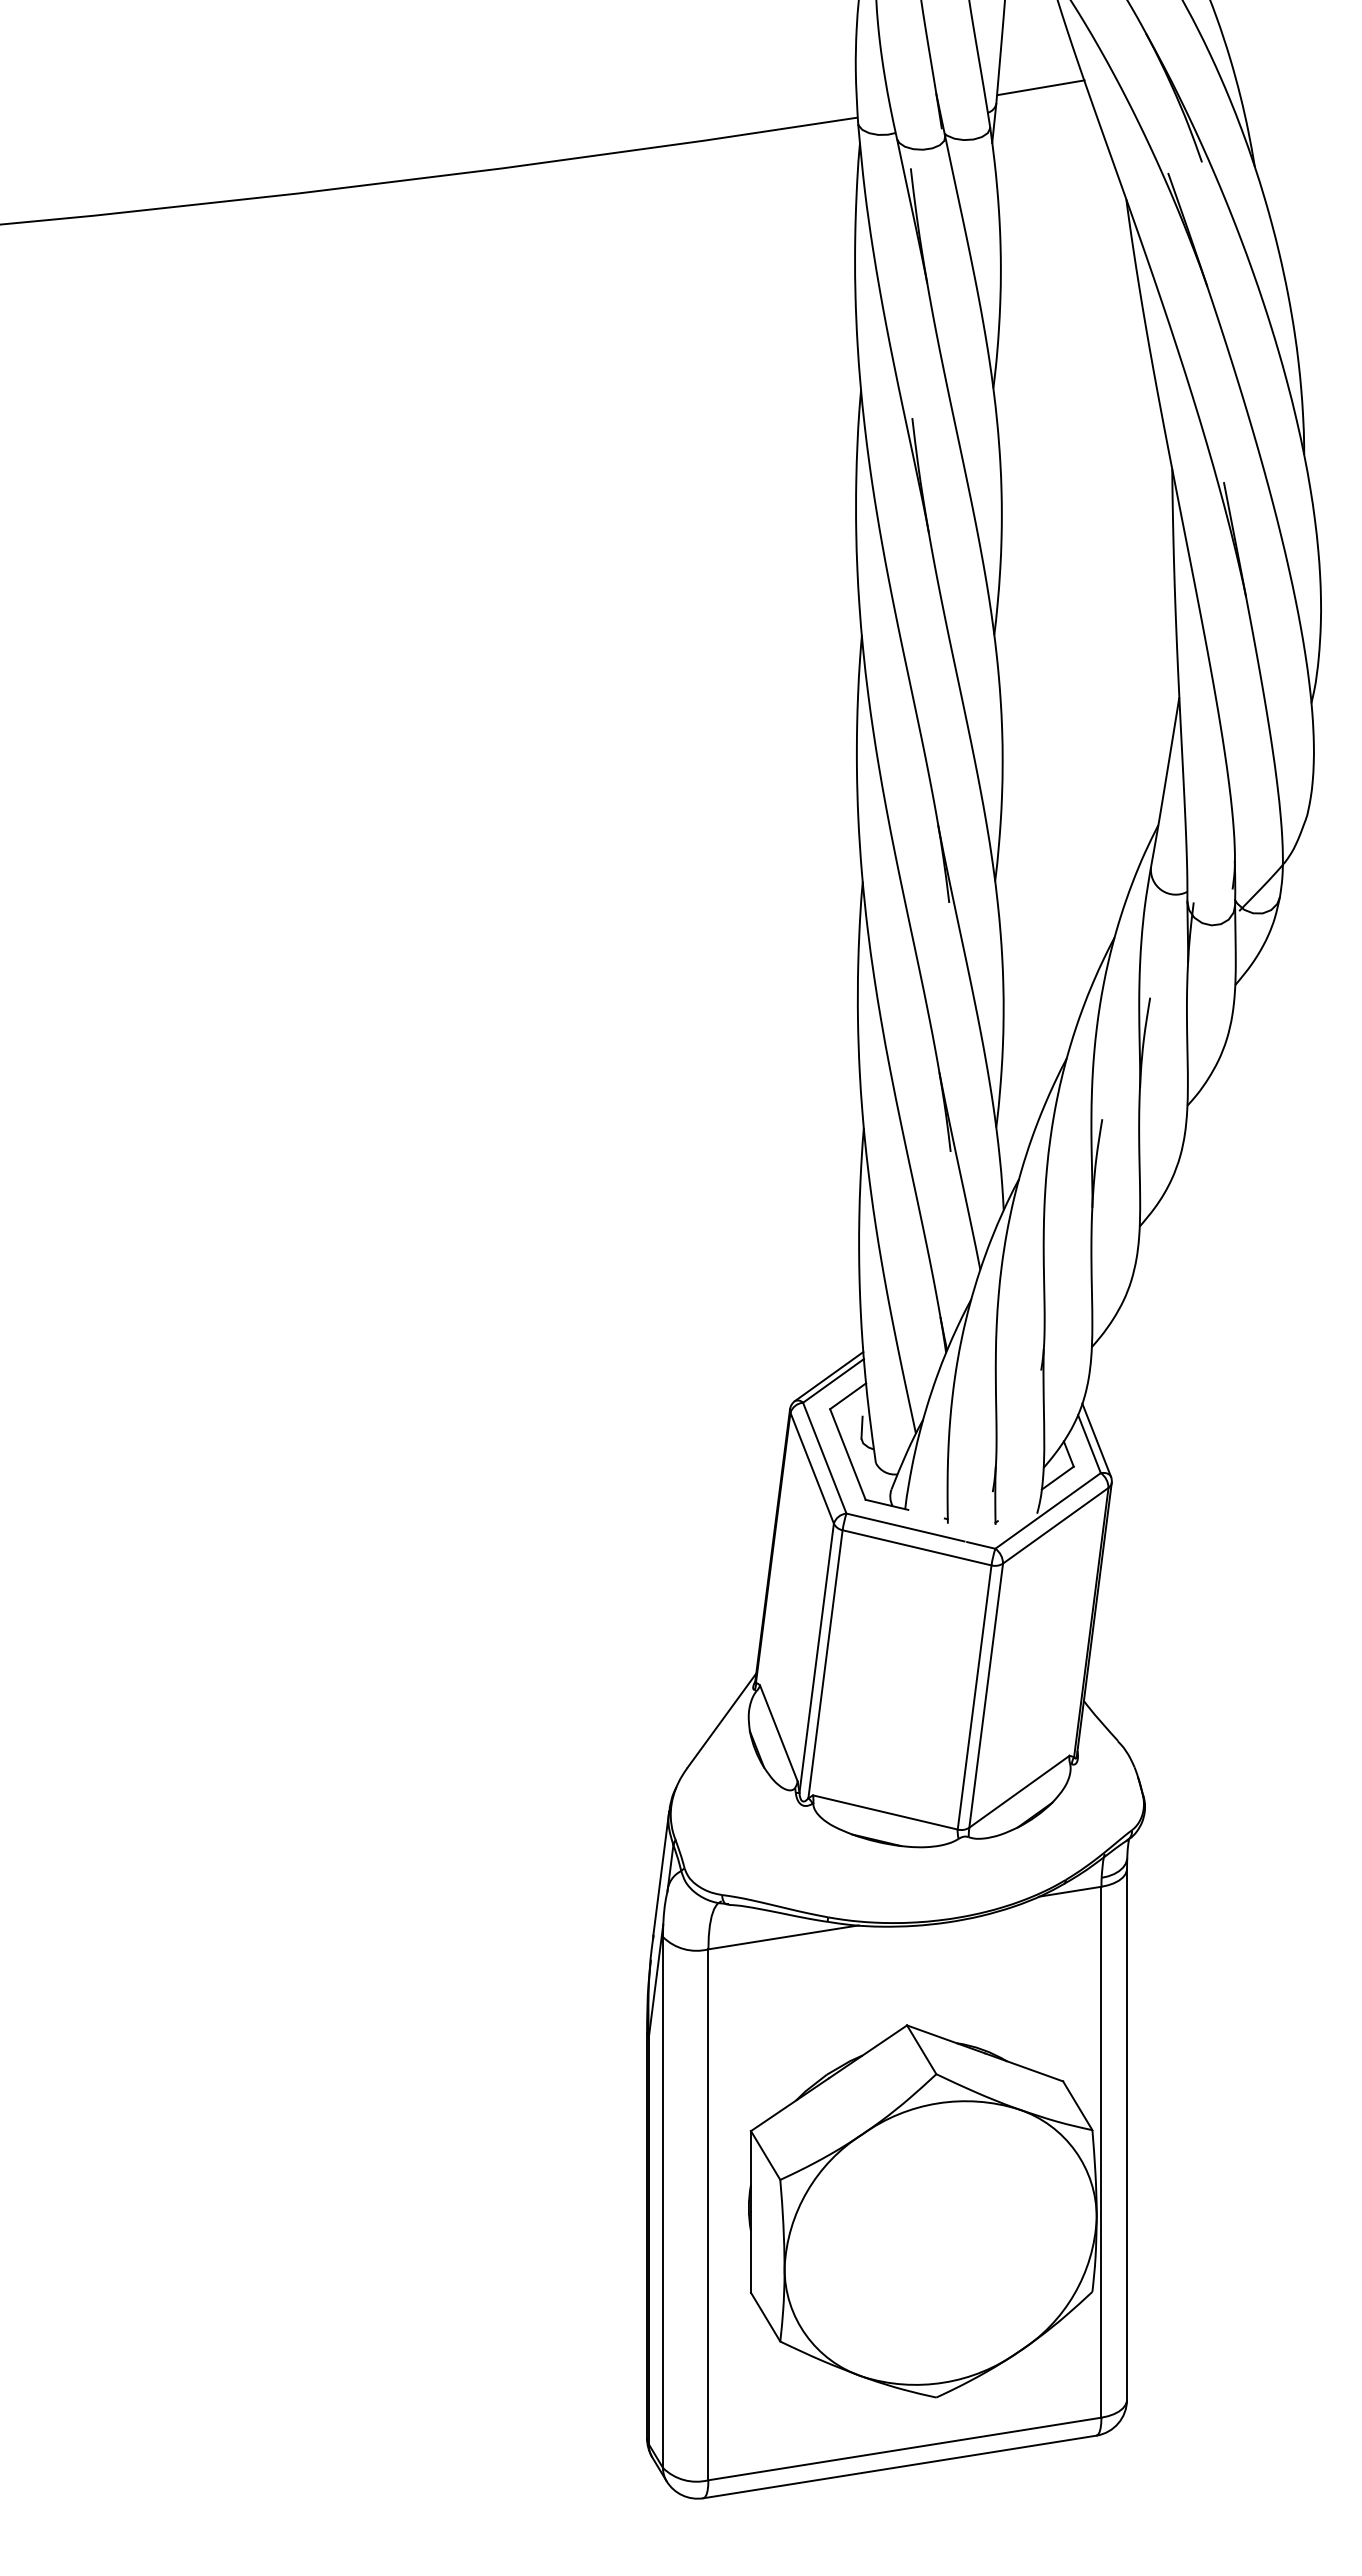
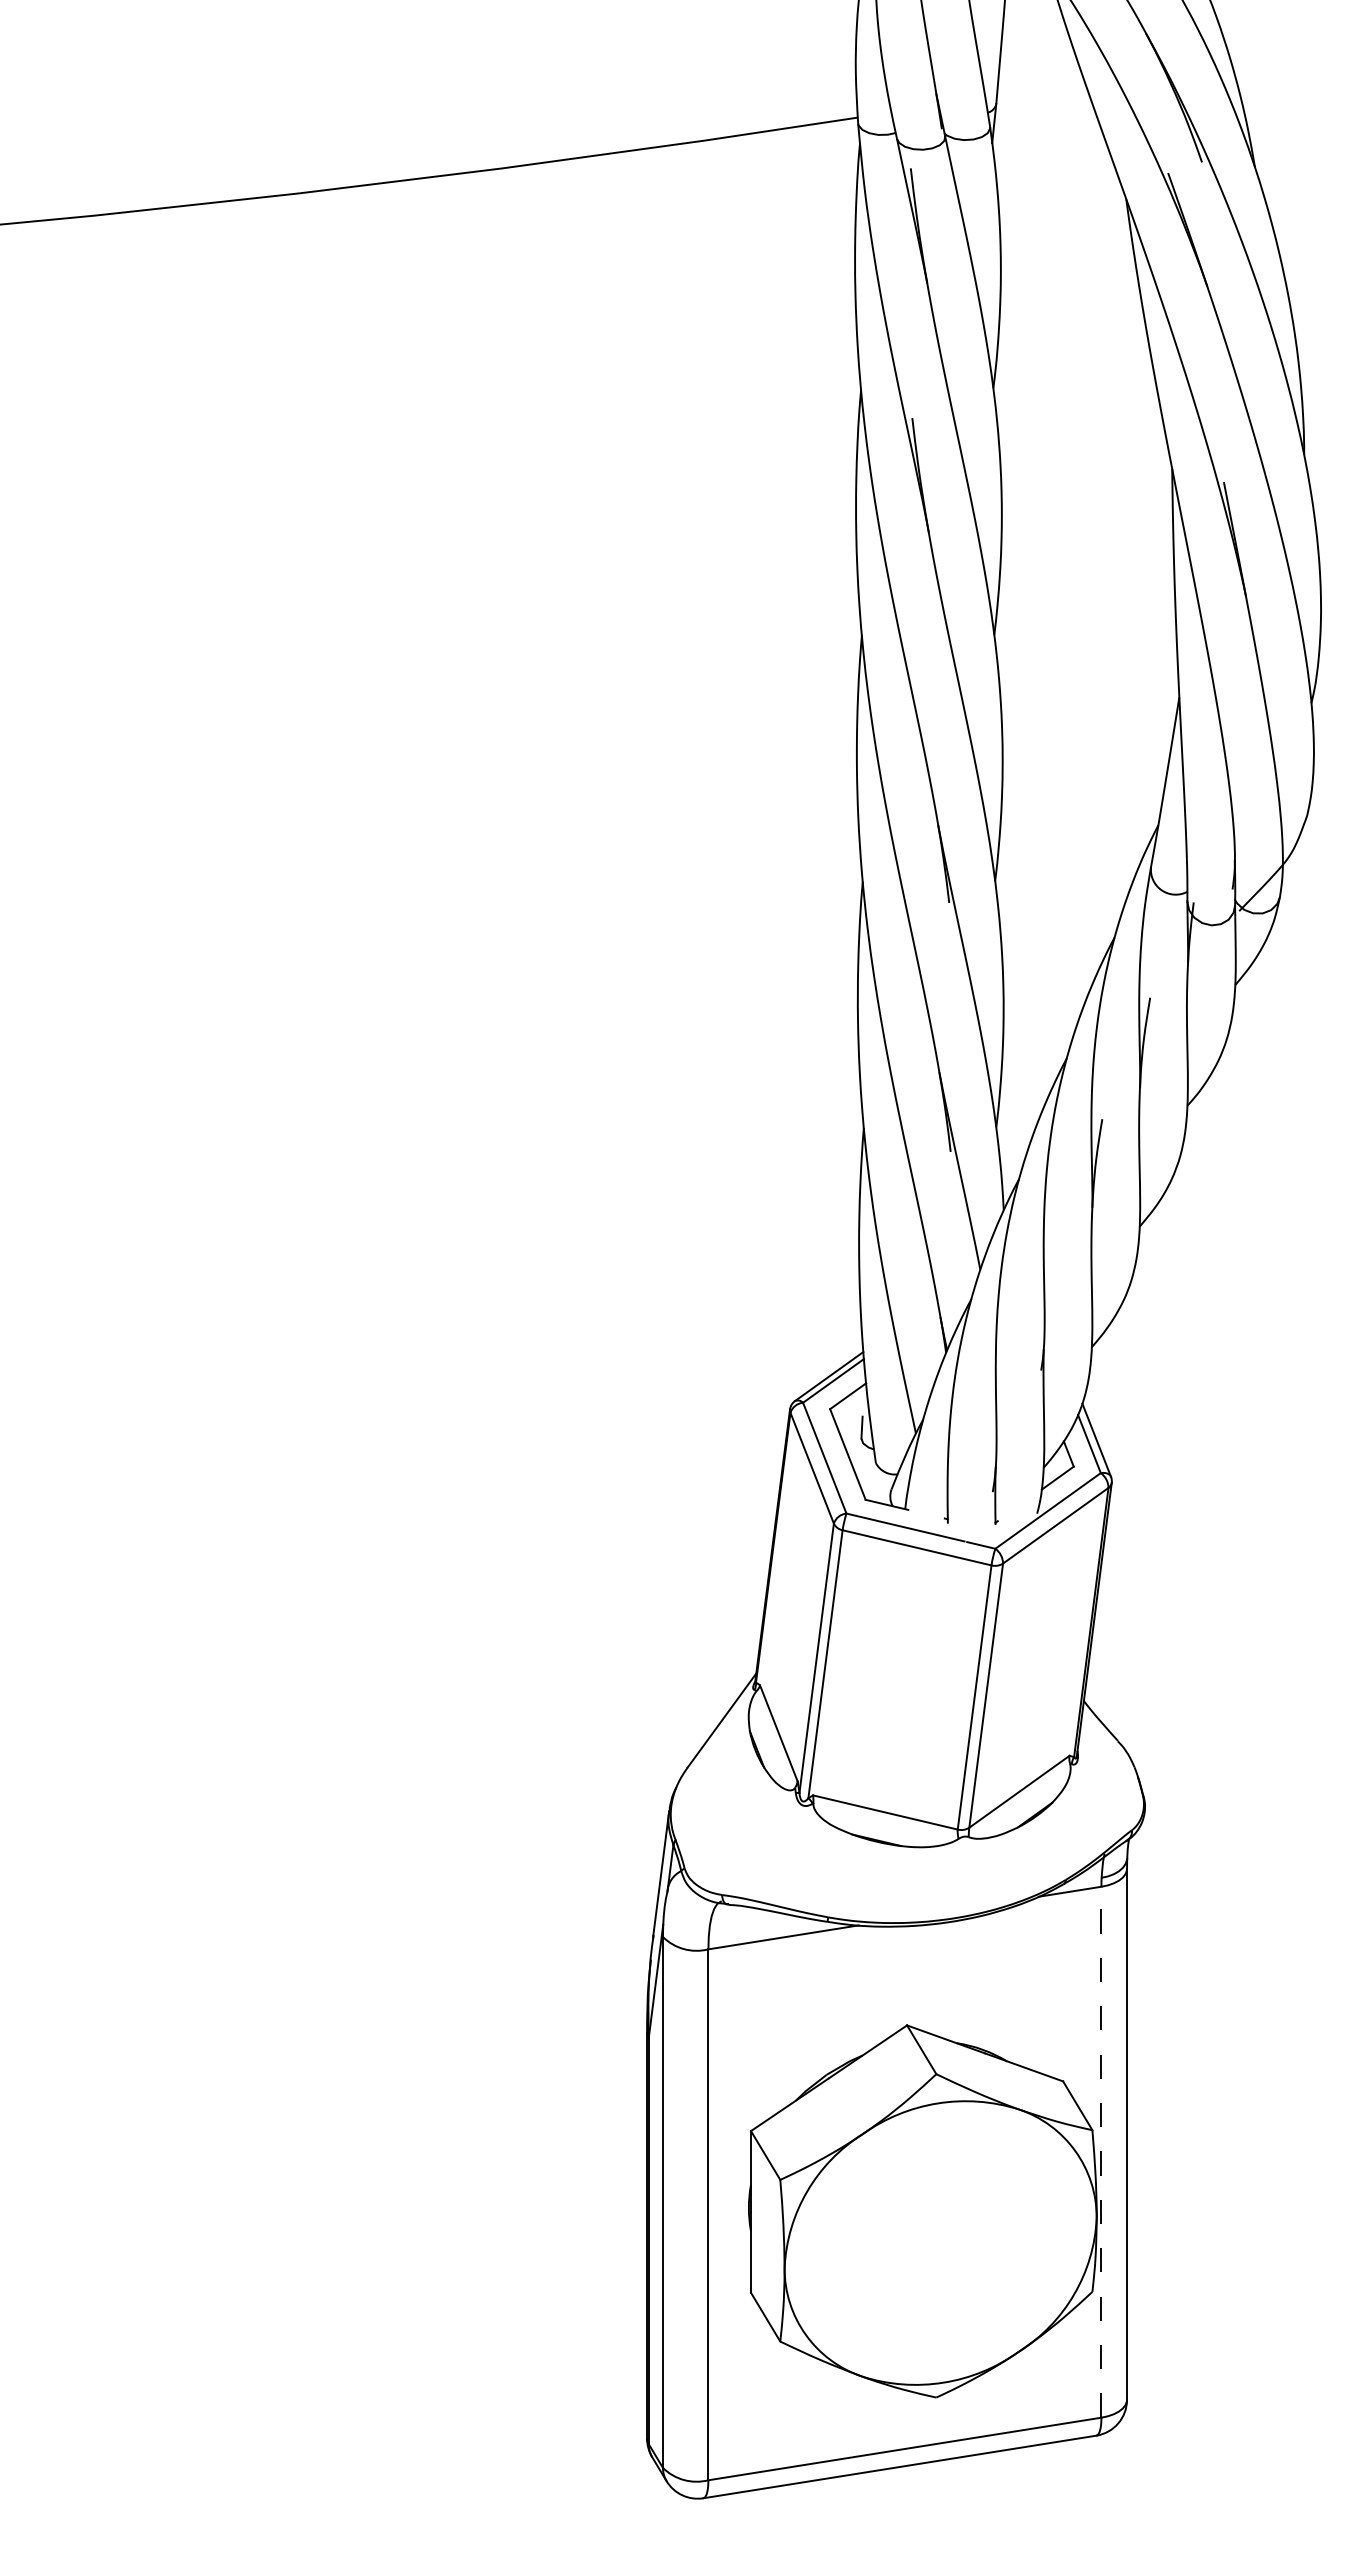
line: present -> none (1040, 87)
line: solid -> dashed (1101, 2151)
